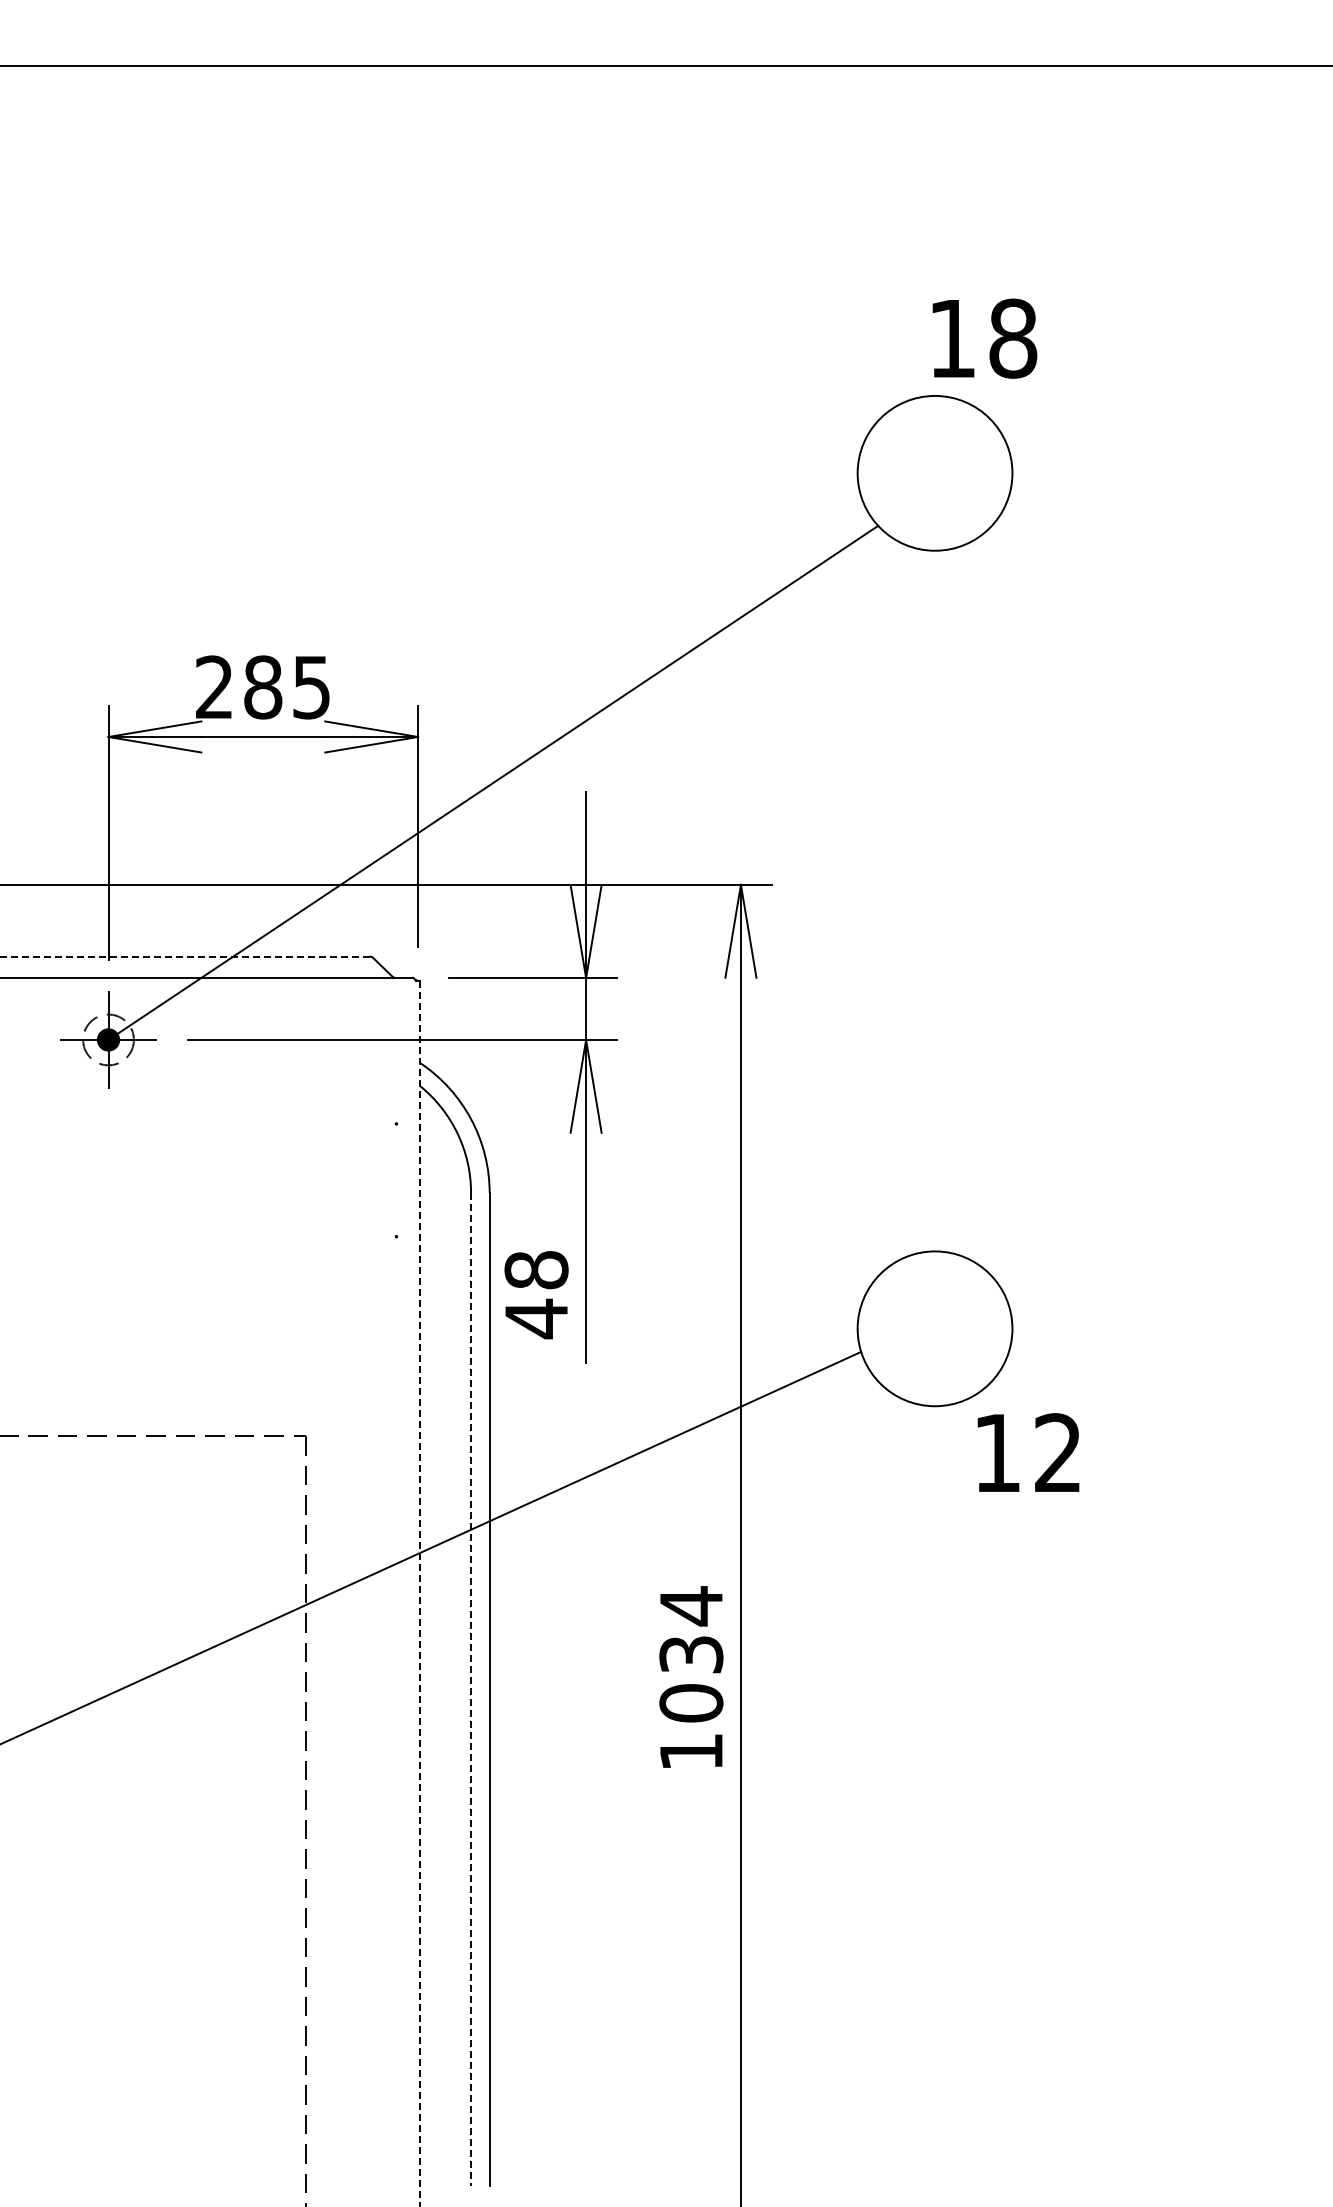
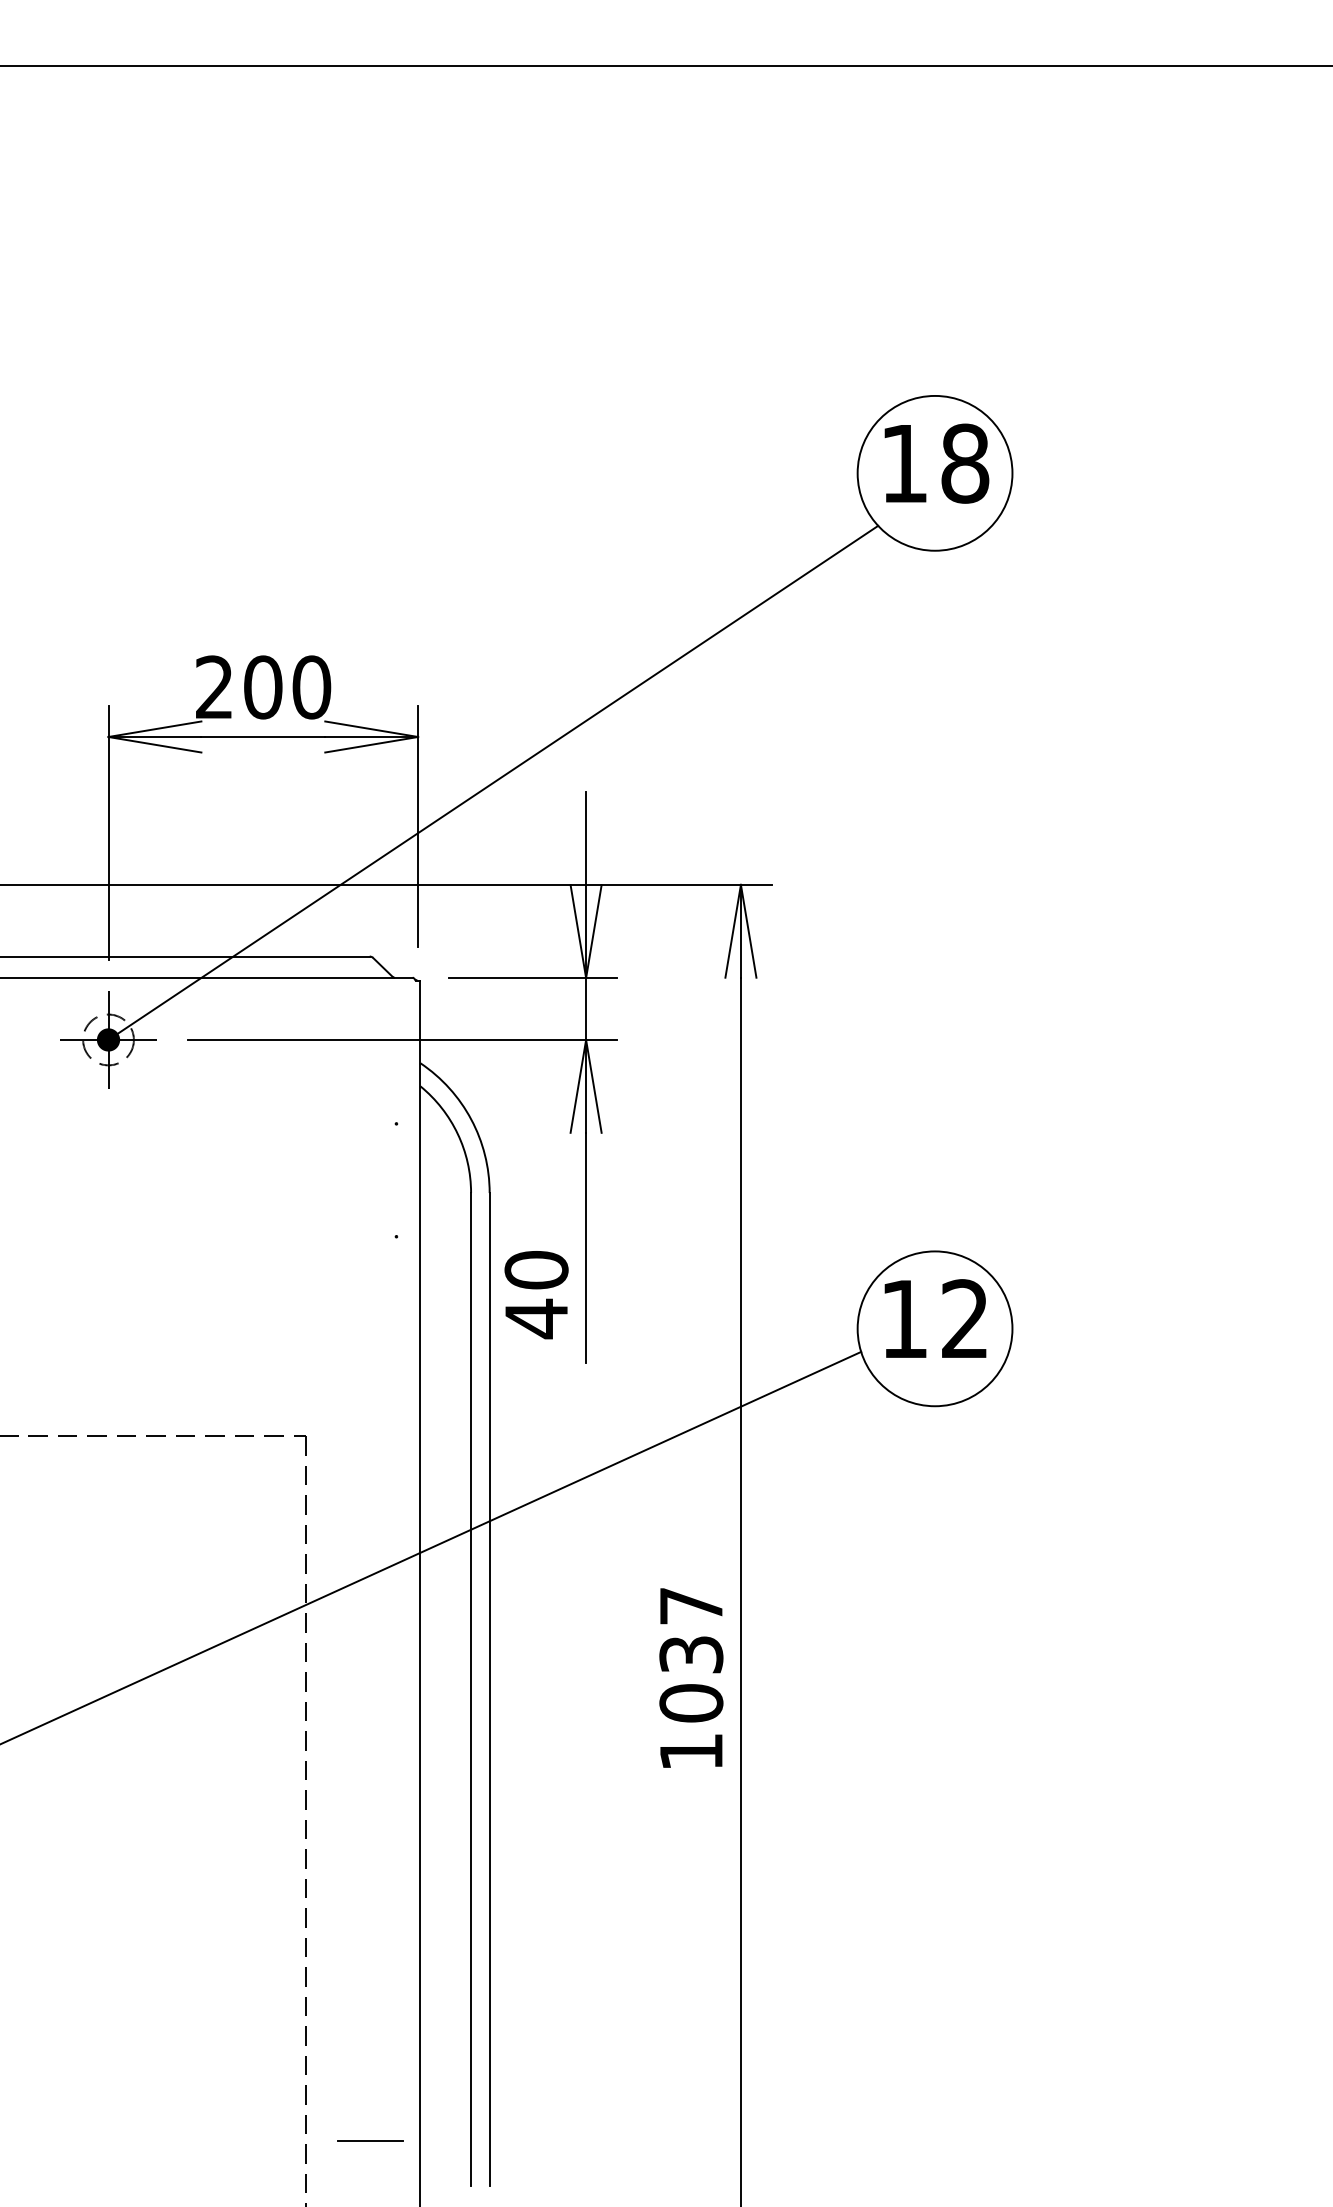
text position: (984, 338) -> (936, 463) (936, 463)
text: 285 -> 200 (287, 687)
line: dashed -> solid (184, 956)
text: 48 -> 40 (536, 1270)
text position: (1028, 1452) -> (935, 1318) (935, 1318)
line: dashed -> solid (420, 1593)
text: 1034 -> 1037 (691, 1606)
line: dashed -> solid (471, 1689)
line: none -> present (370, 2140)
